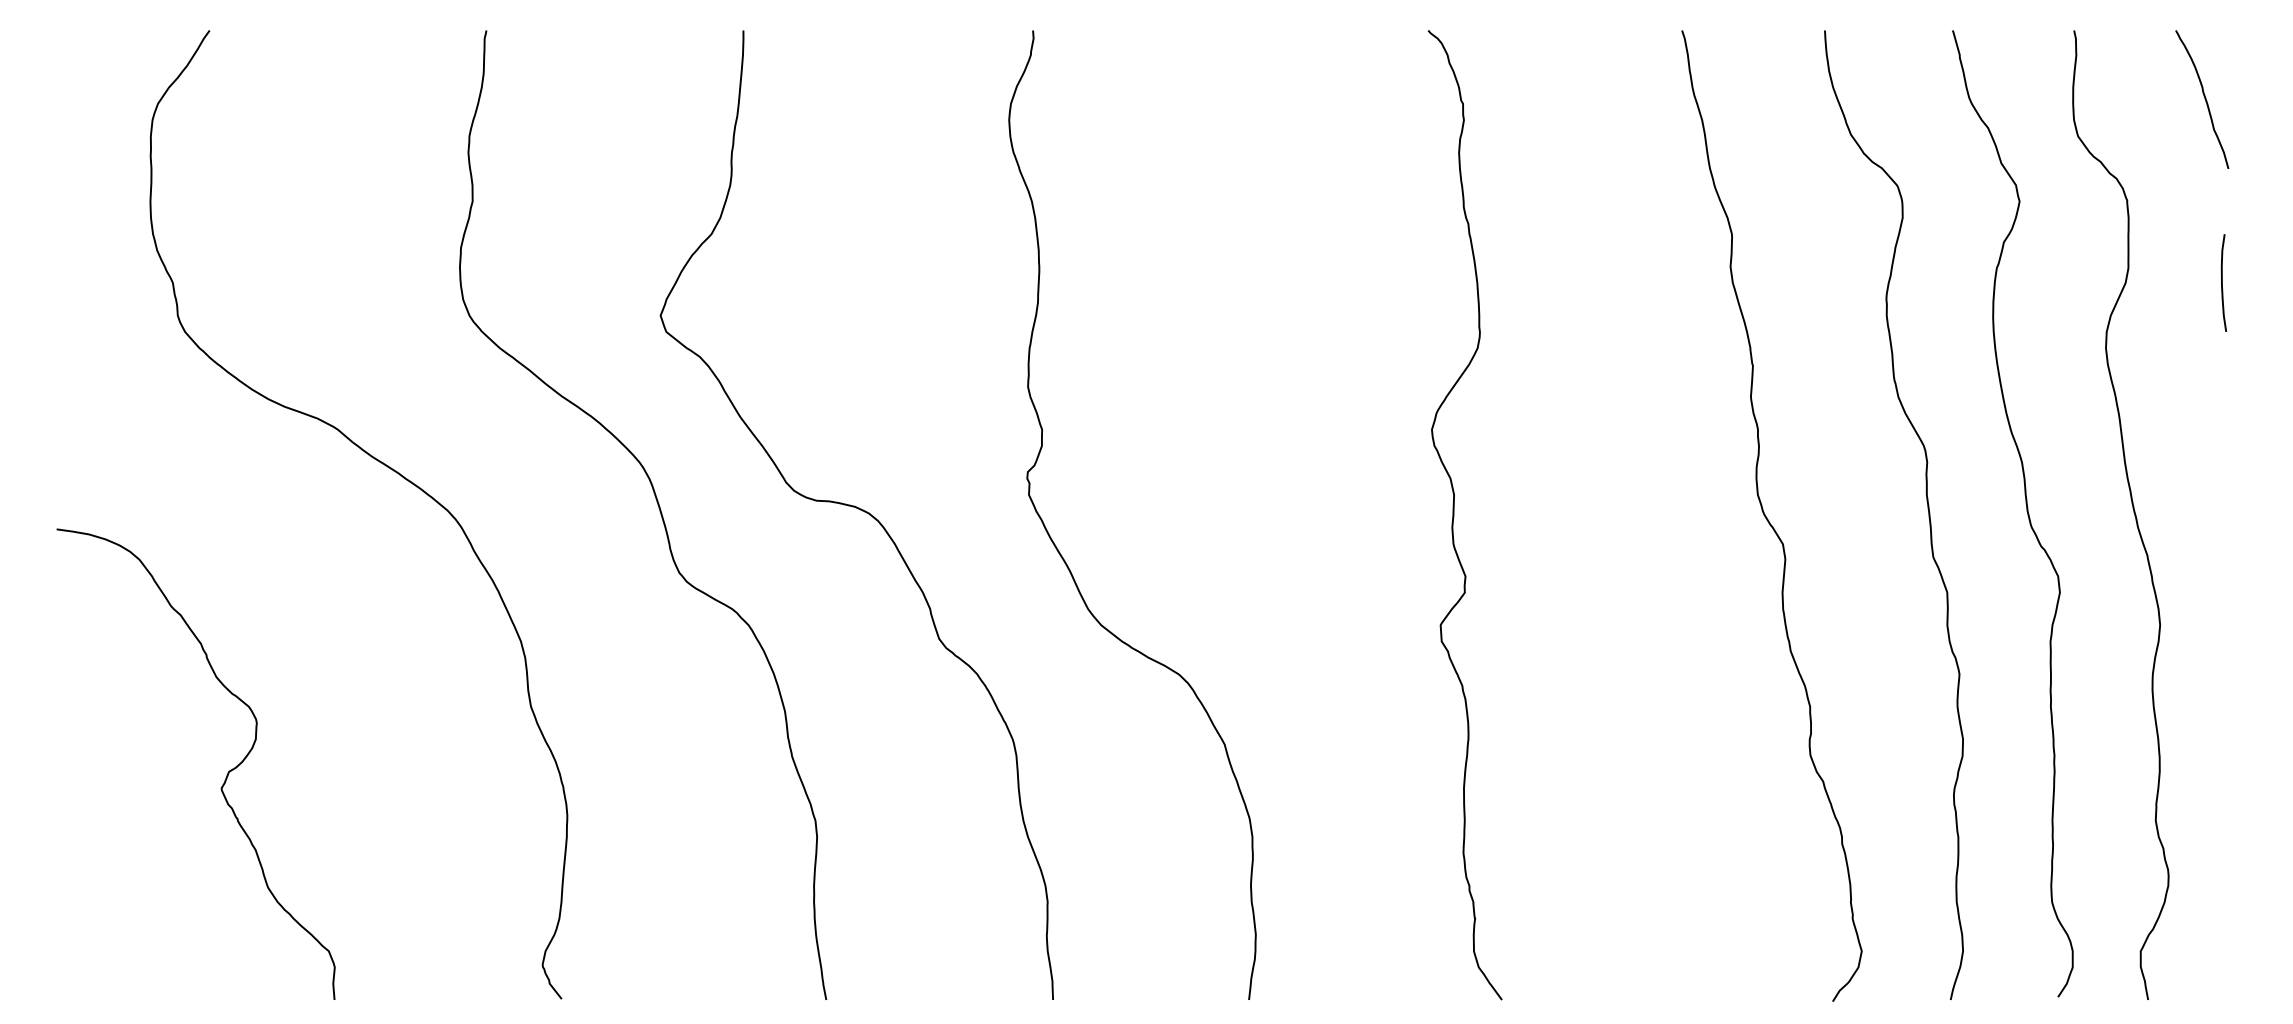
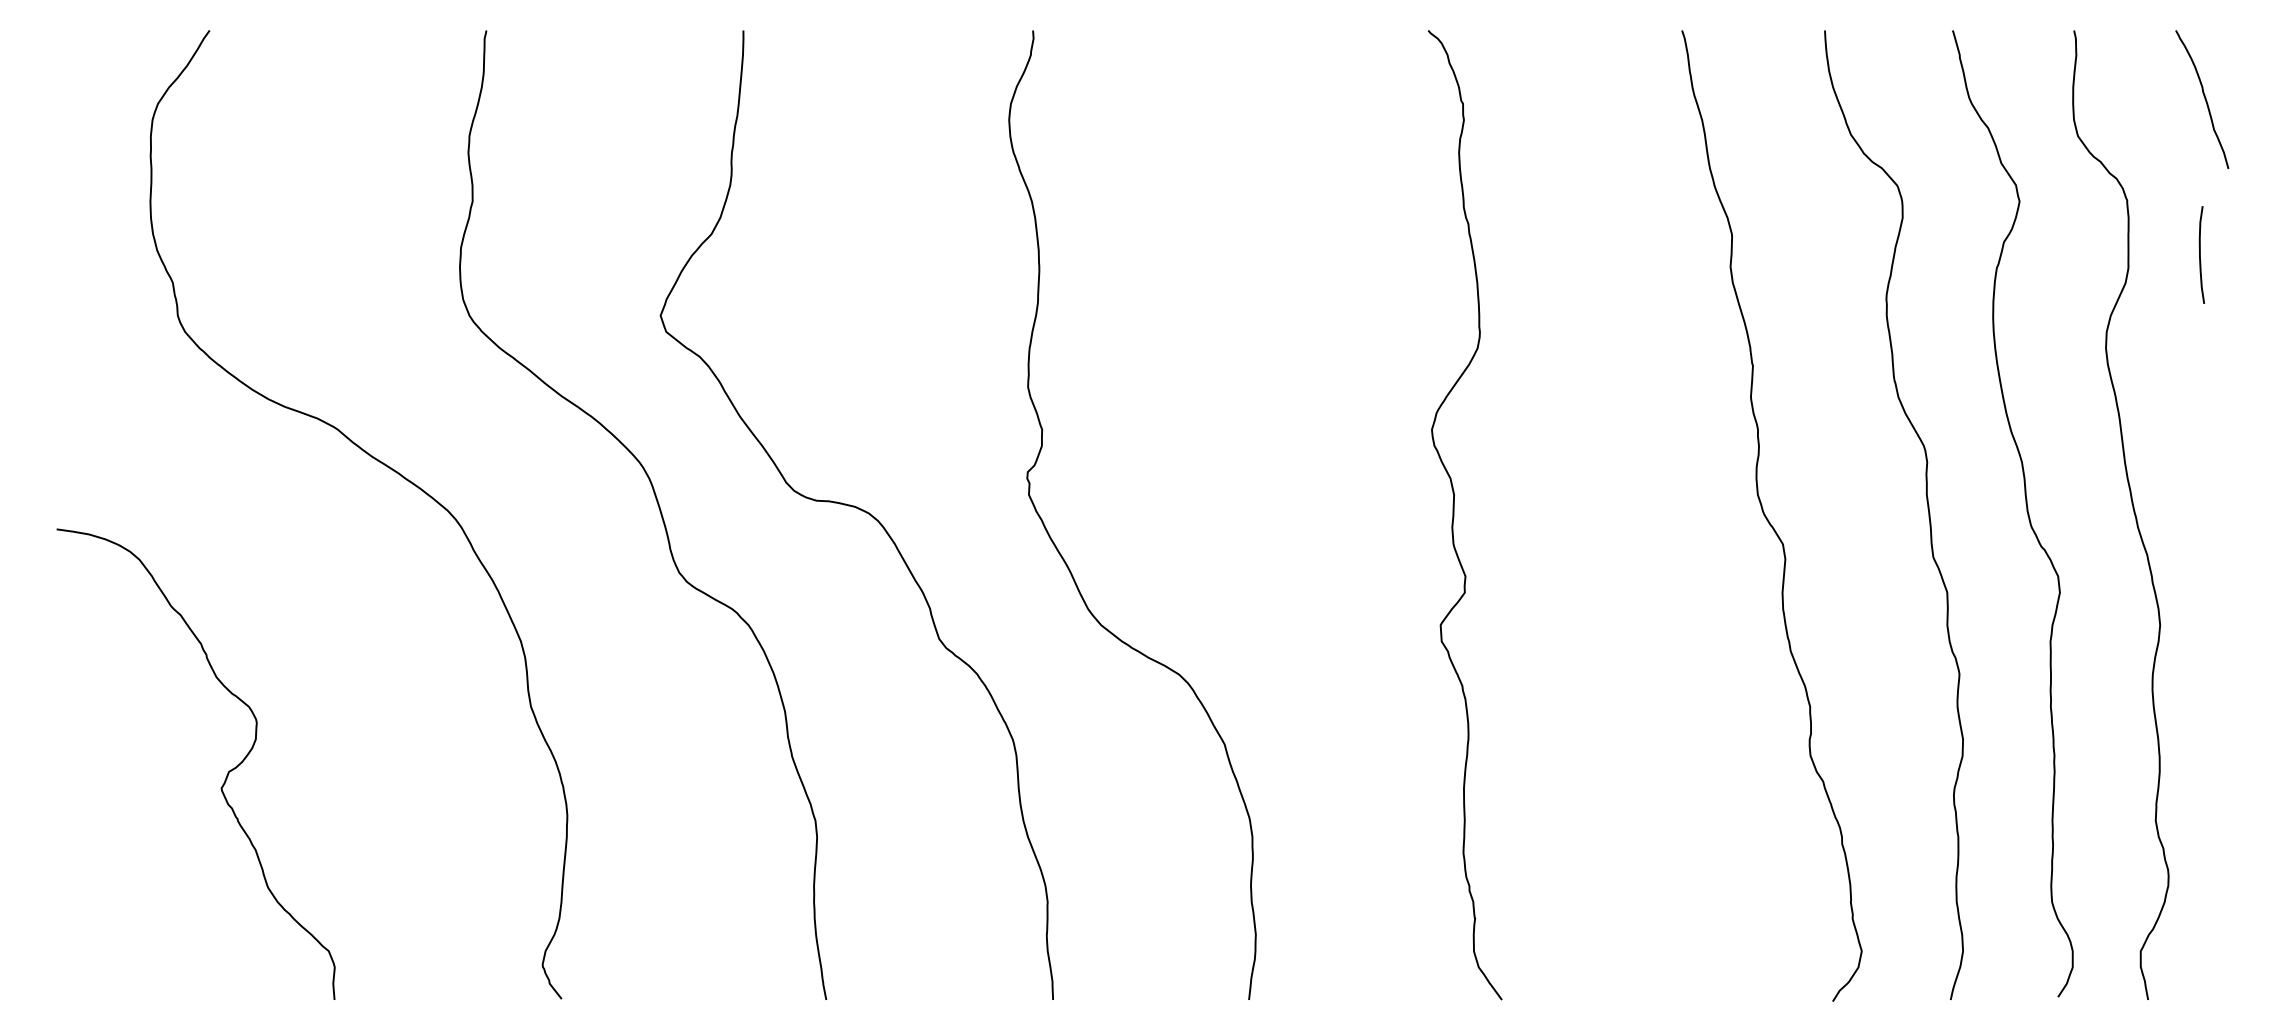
curve position: (2222, 282) -> (2200, 254) (2200, 254)
